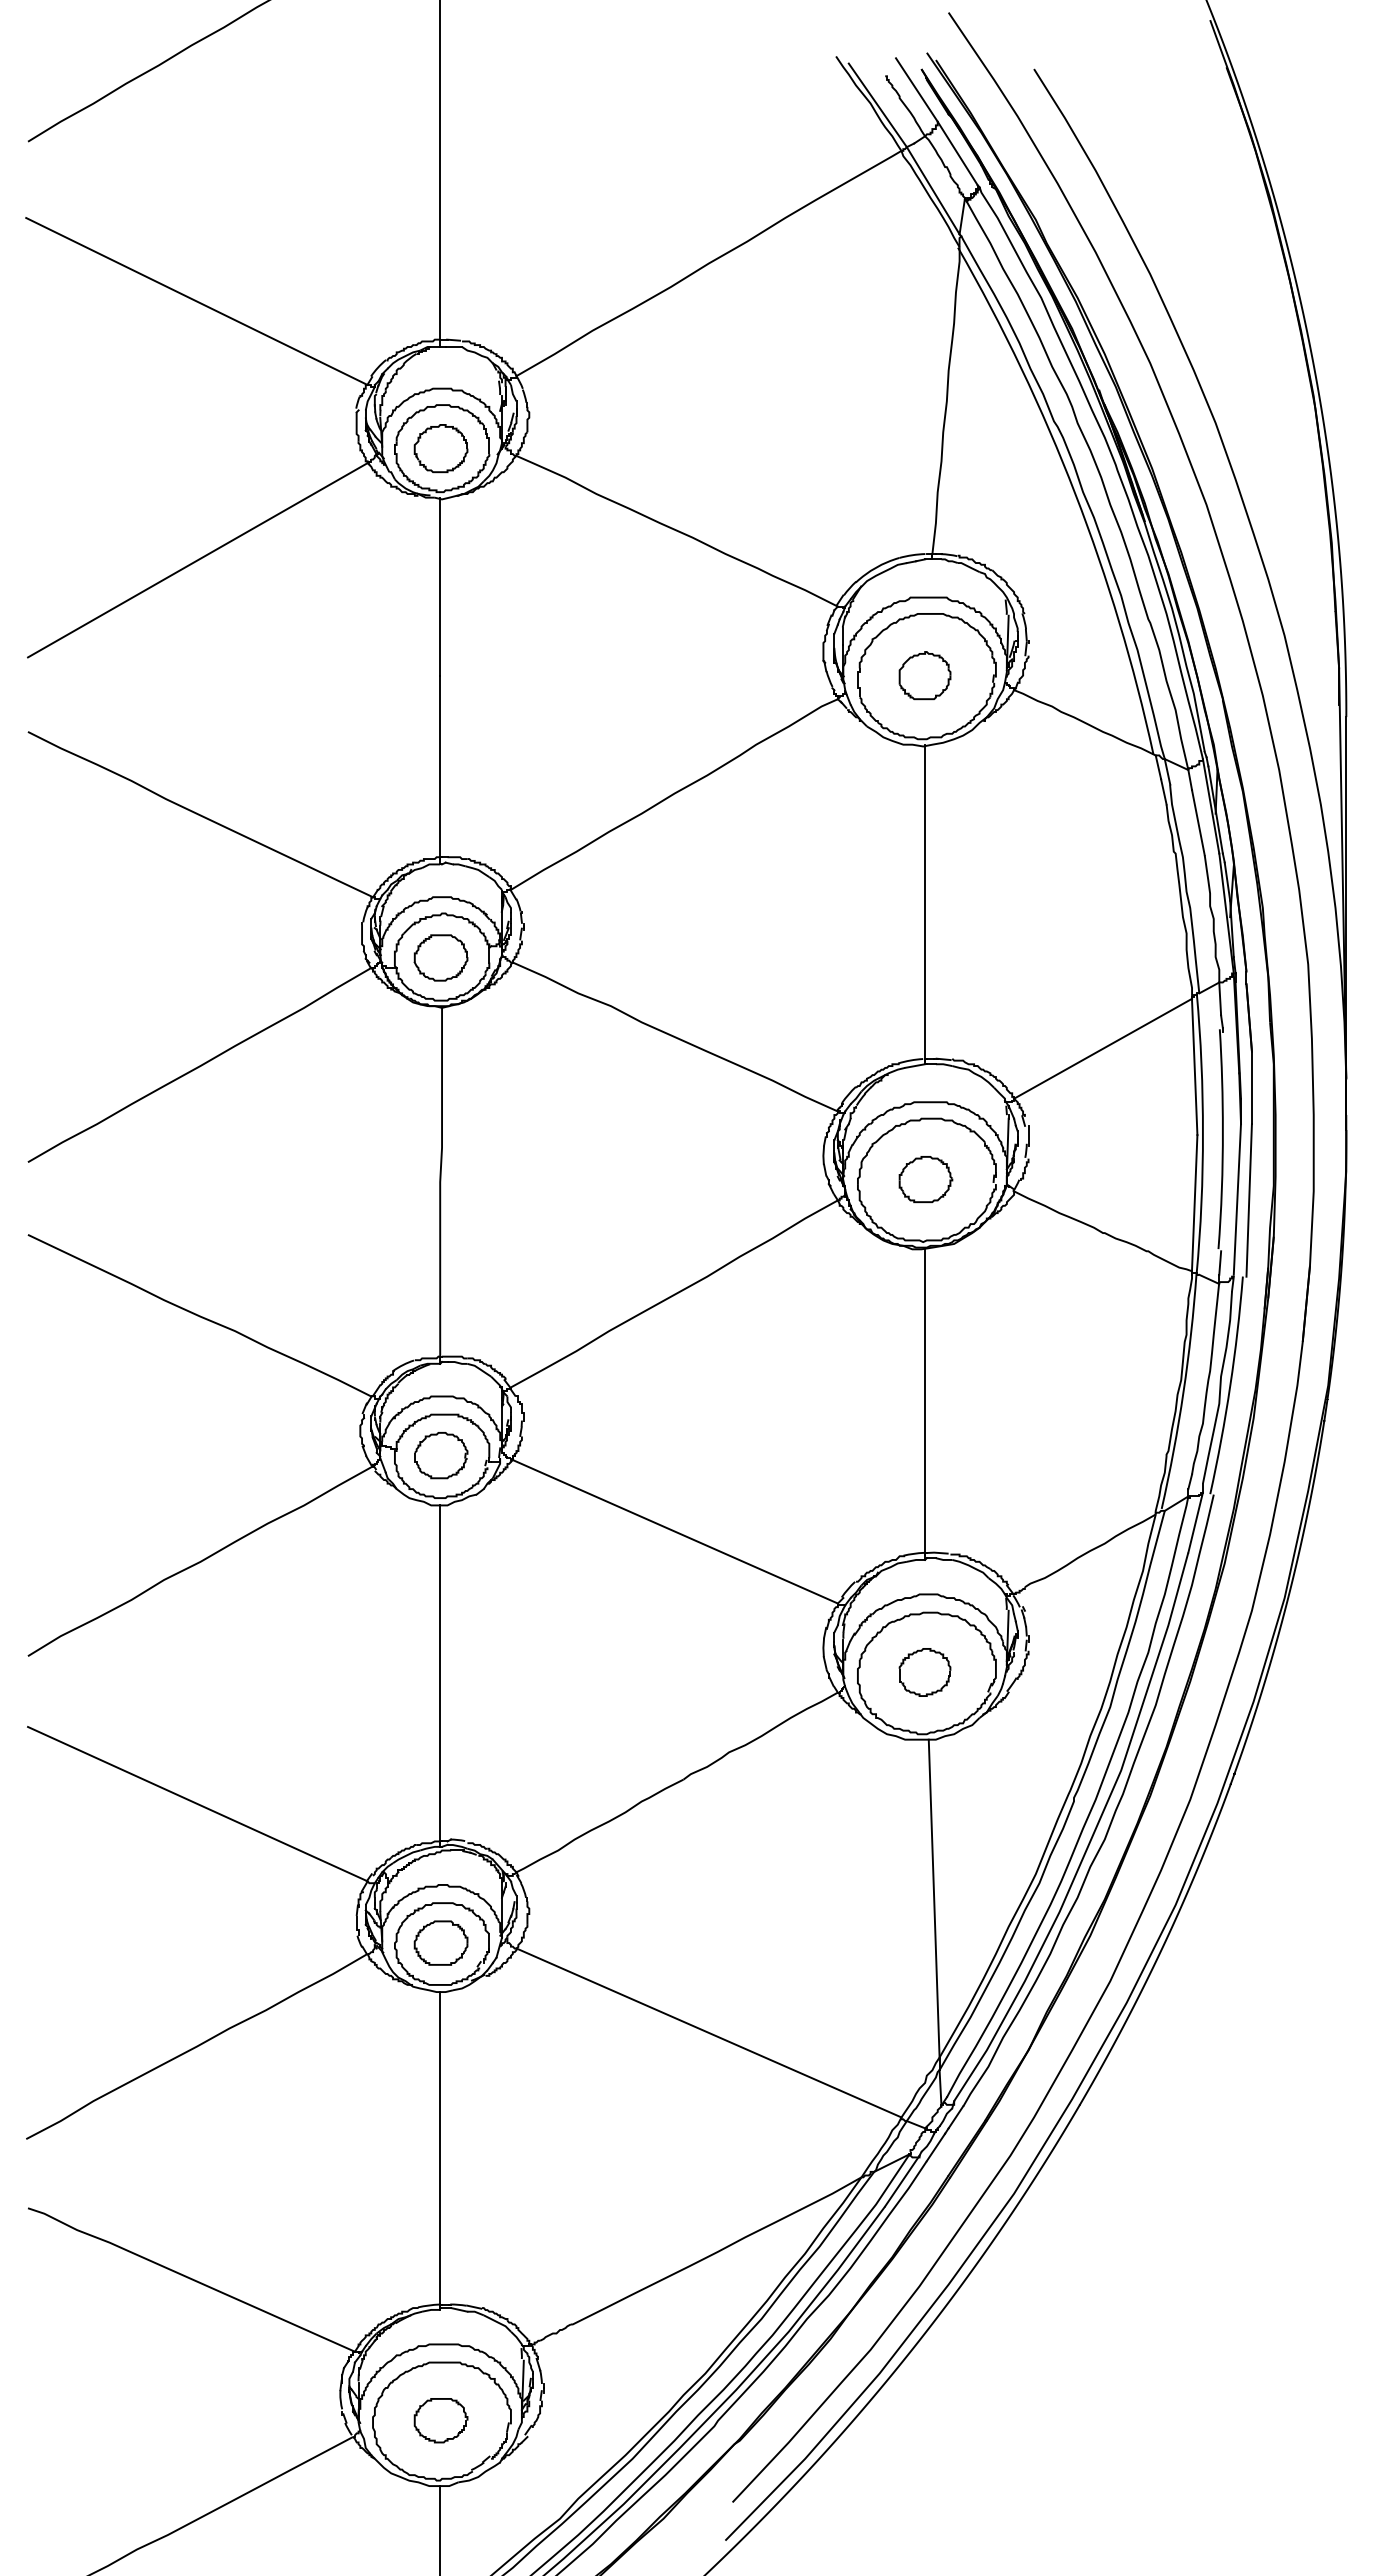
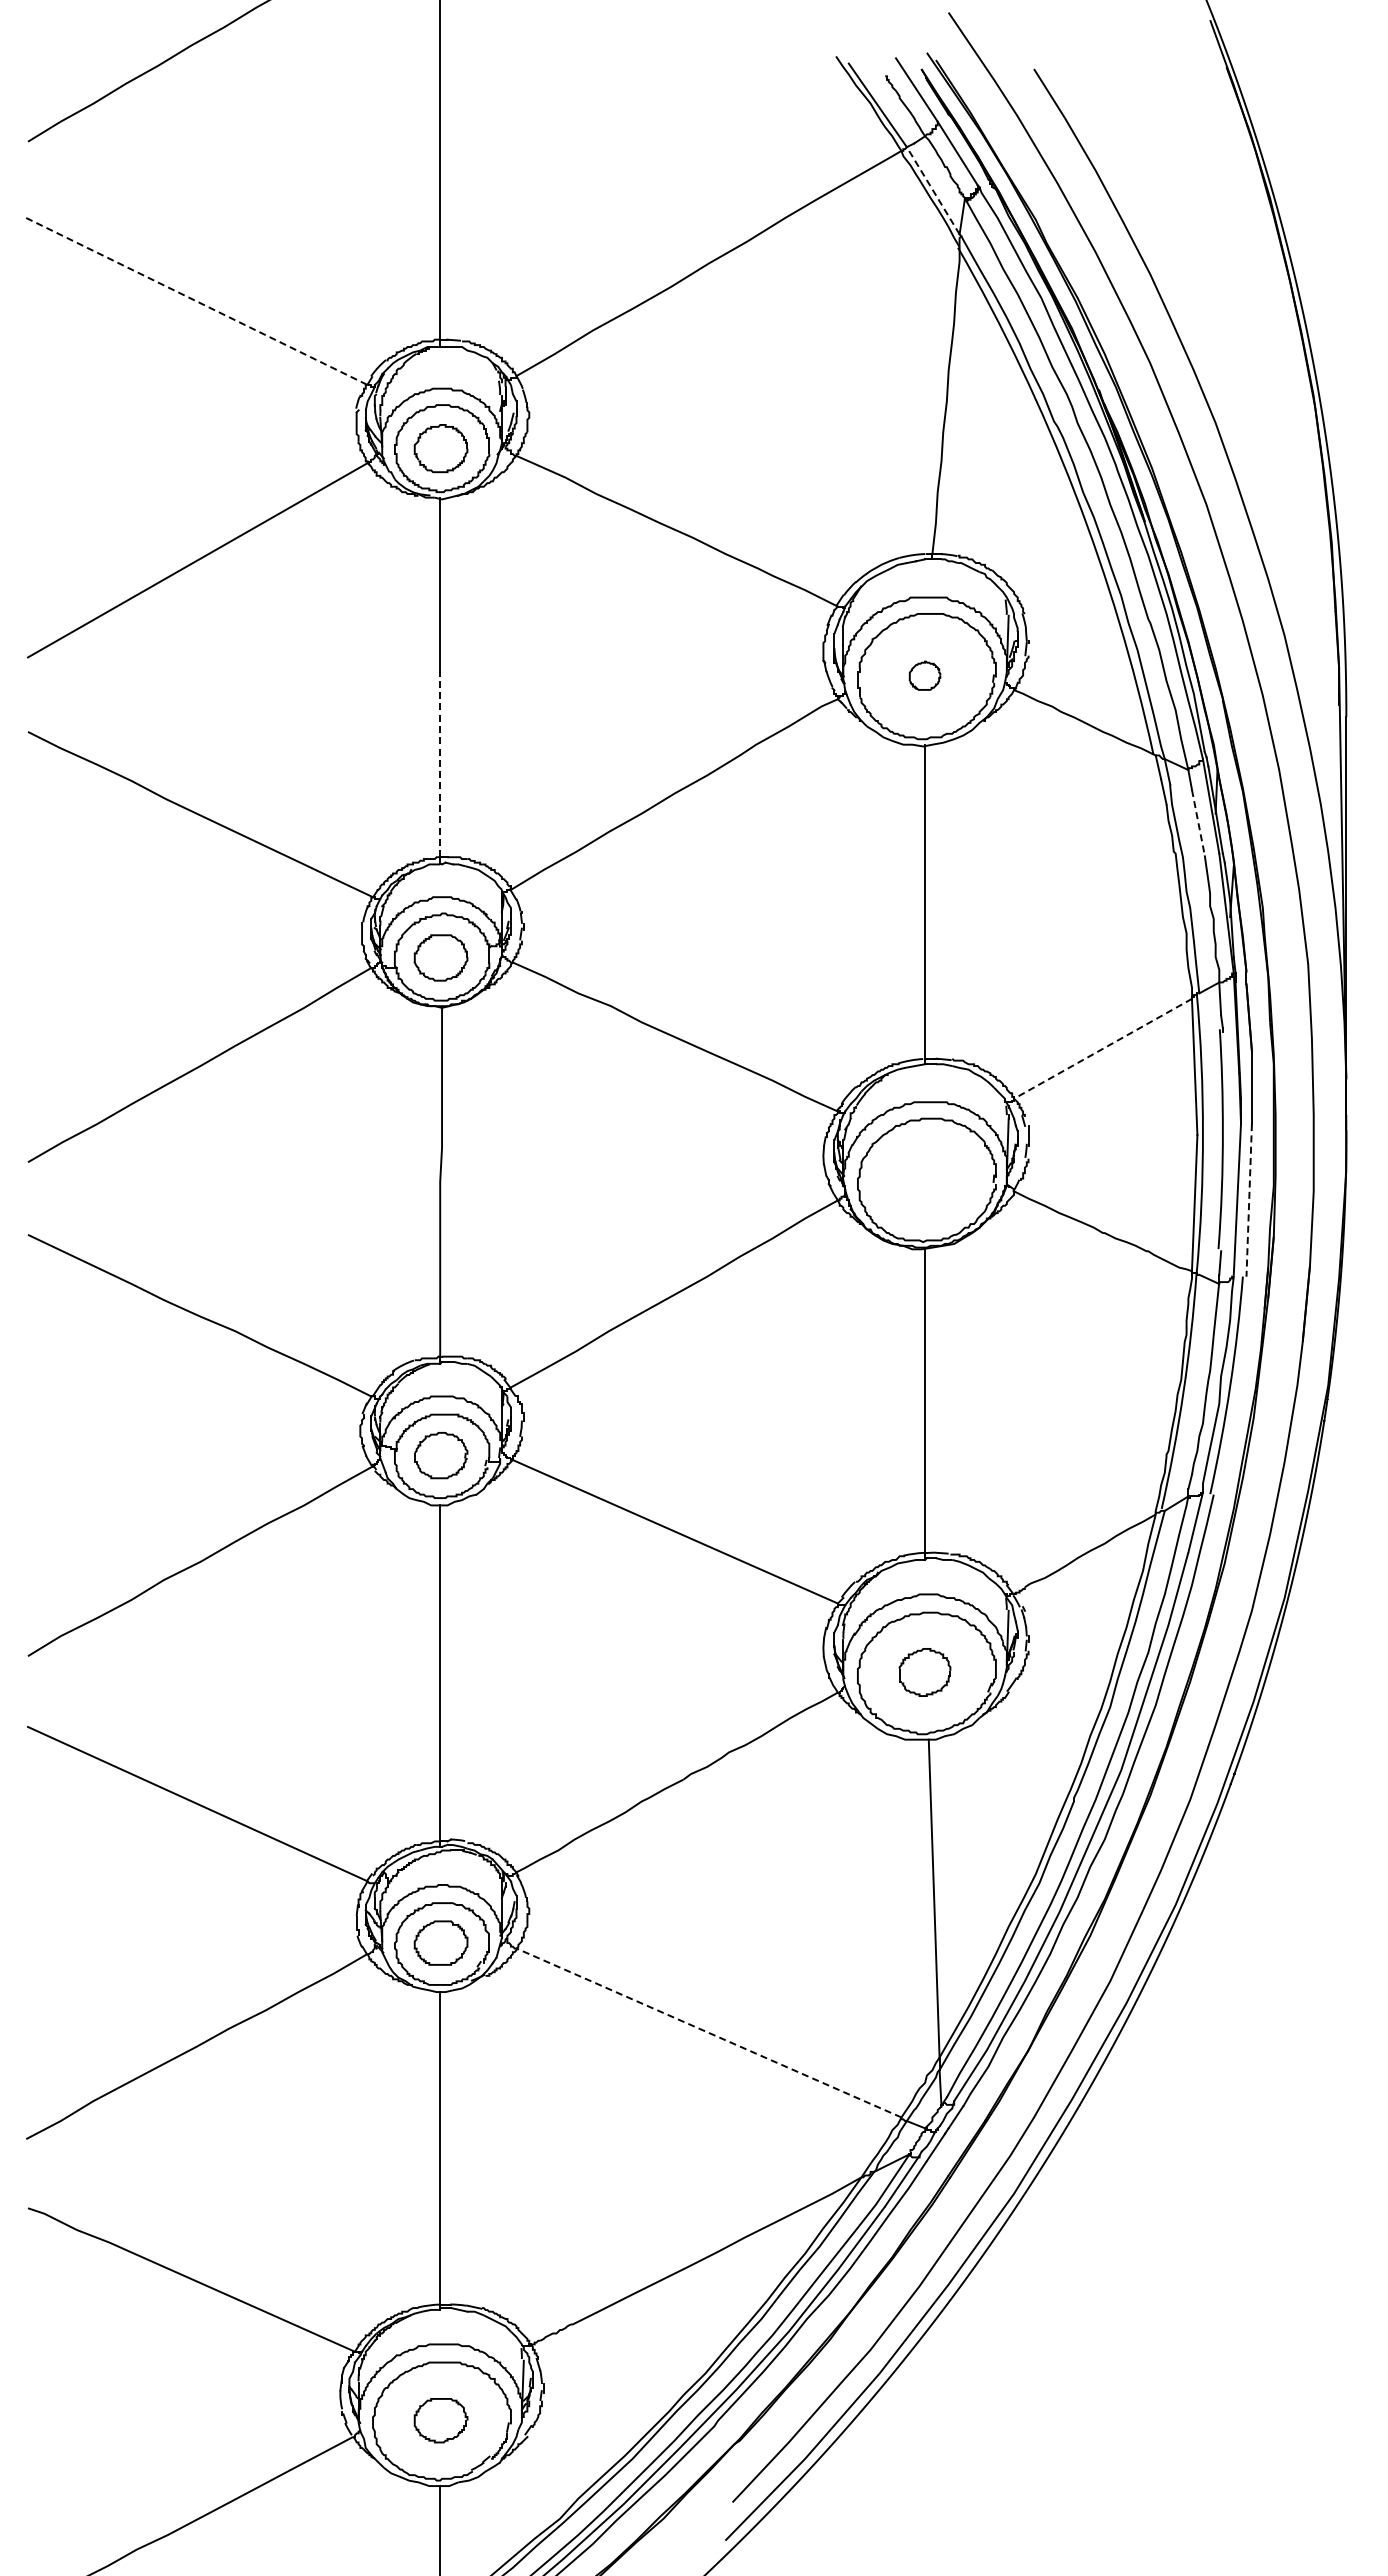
line: solid -> dashed (933, 190)
line: solid -> dashed (197, 301)
part size: 54x50 px -> 34x31 px (924, 675)
line: solid -> dashed (440, 766)
line: solid -> dashed (1198, 823)
line: solid -> dashed (1102, 1049)
part: present -> none (925, 1179)
line: solid -> dashed (1249, 1200)
line: solid -> dashed (708, 2032)
